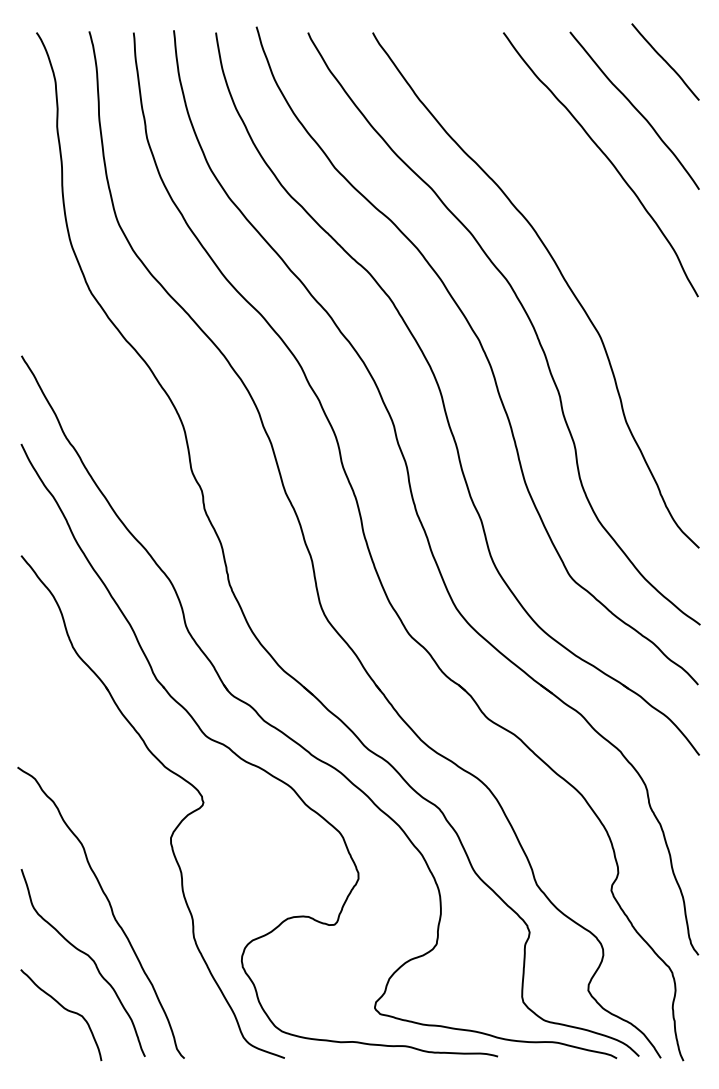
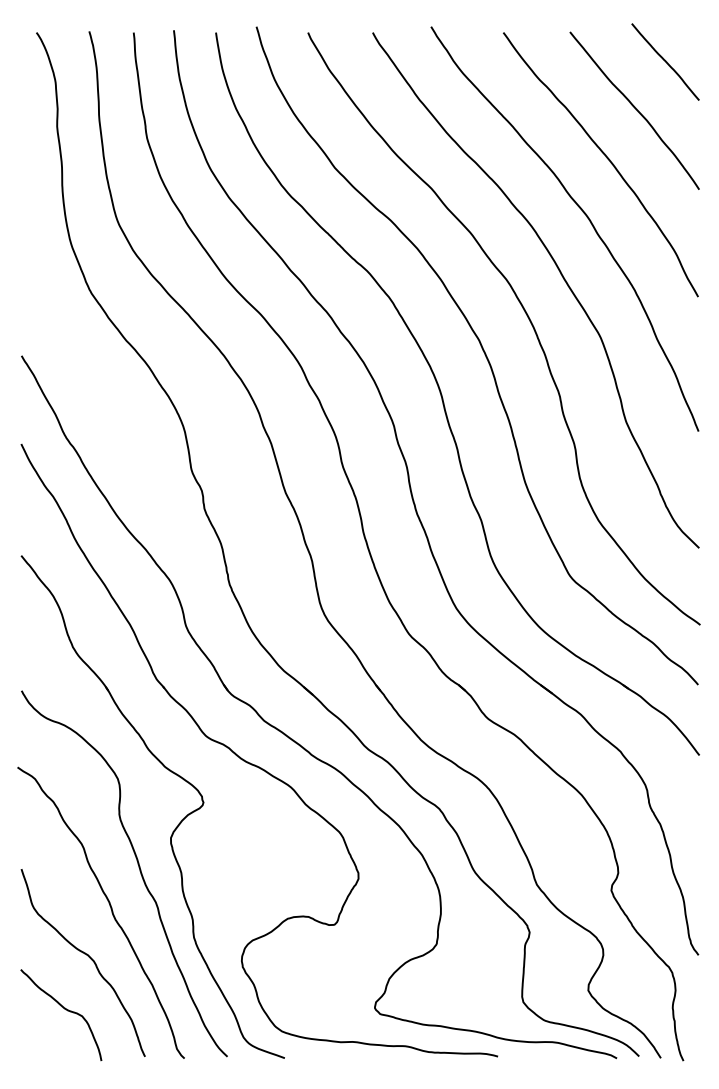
curve: none -> present (582, 212)
curve: none -> present (139, 871)
